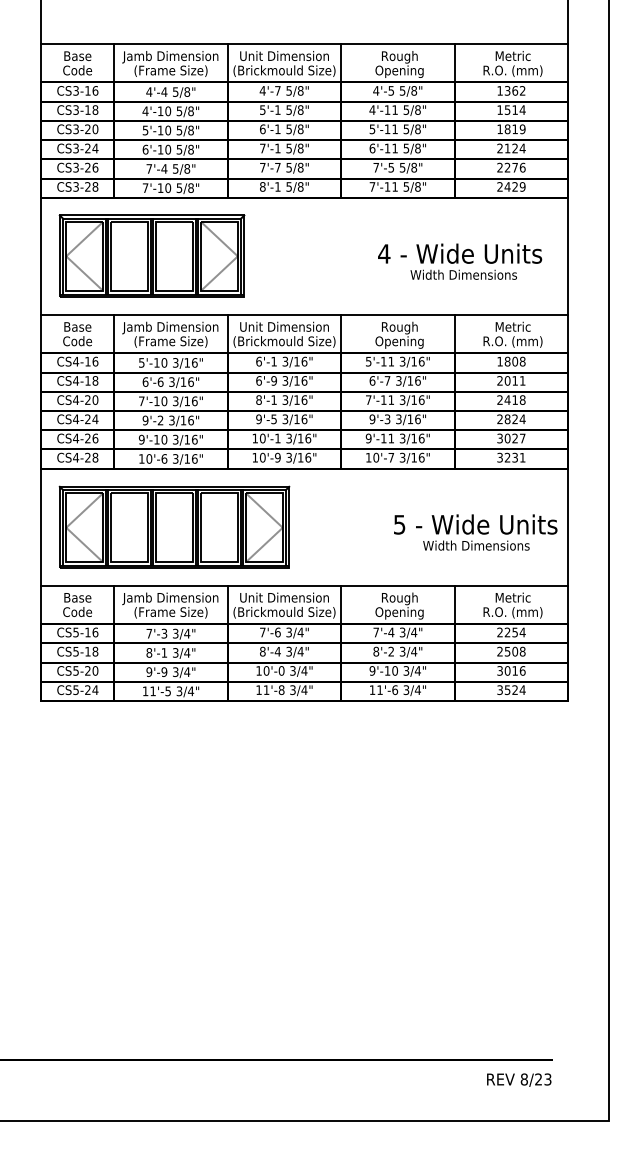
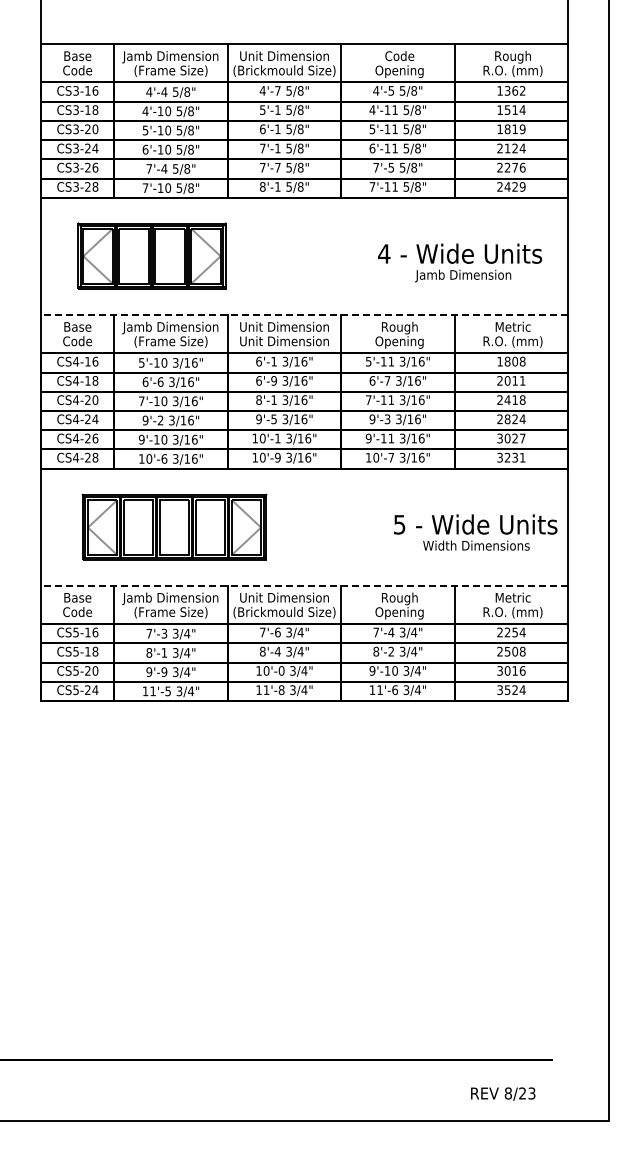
text: Rough -> Code (399, 57)
text: Metric -> Rough (512, 57)
part size: 188x84 px -> 150x68 px (151, 255)
text: Width Dimensions -> Jamb Dimension (463, 275)
line: solid -> dashed (304, 314)
text: (Brickmould Size) -> Unit Dimension (284, 341)
part size: 233x84 px -> 187x68 px (174, 526)
line: solid -> dashed (304, 585)
text position: (519, 1079) -> (503, 1093) (503, 1093)
